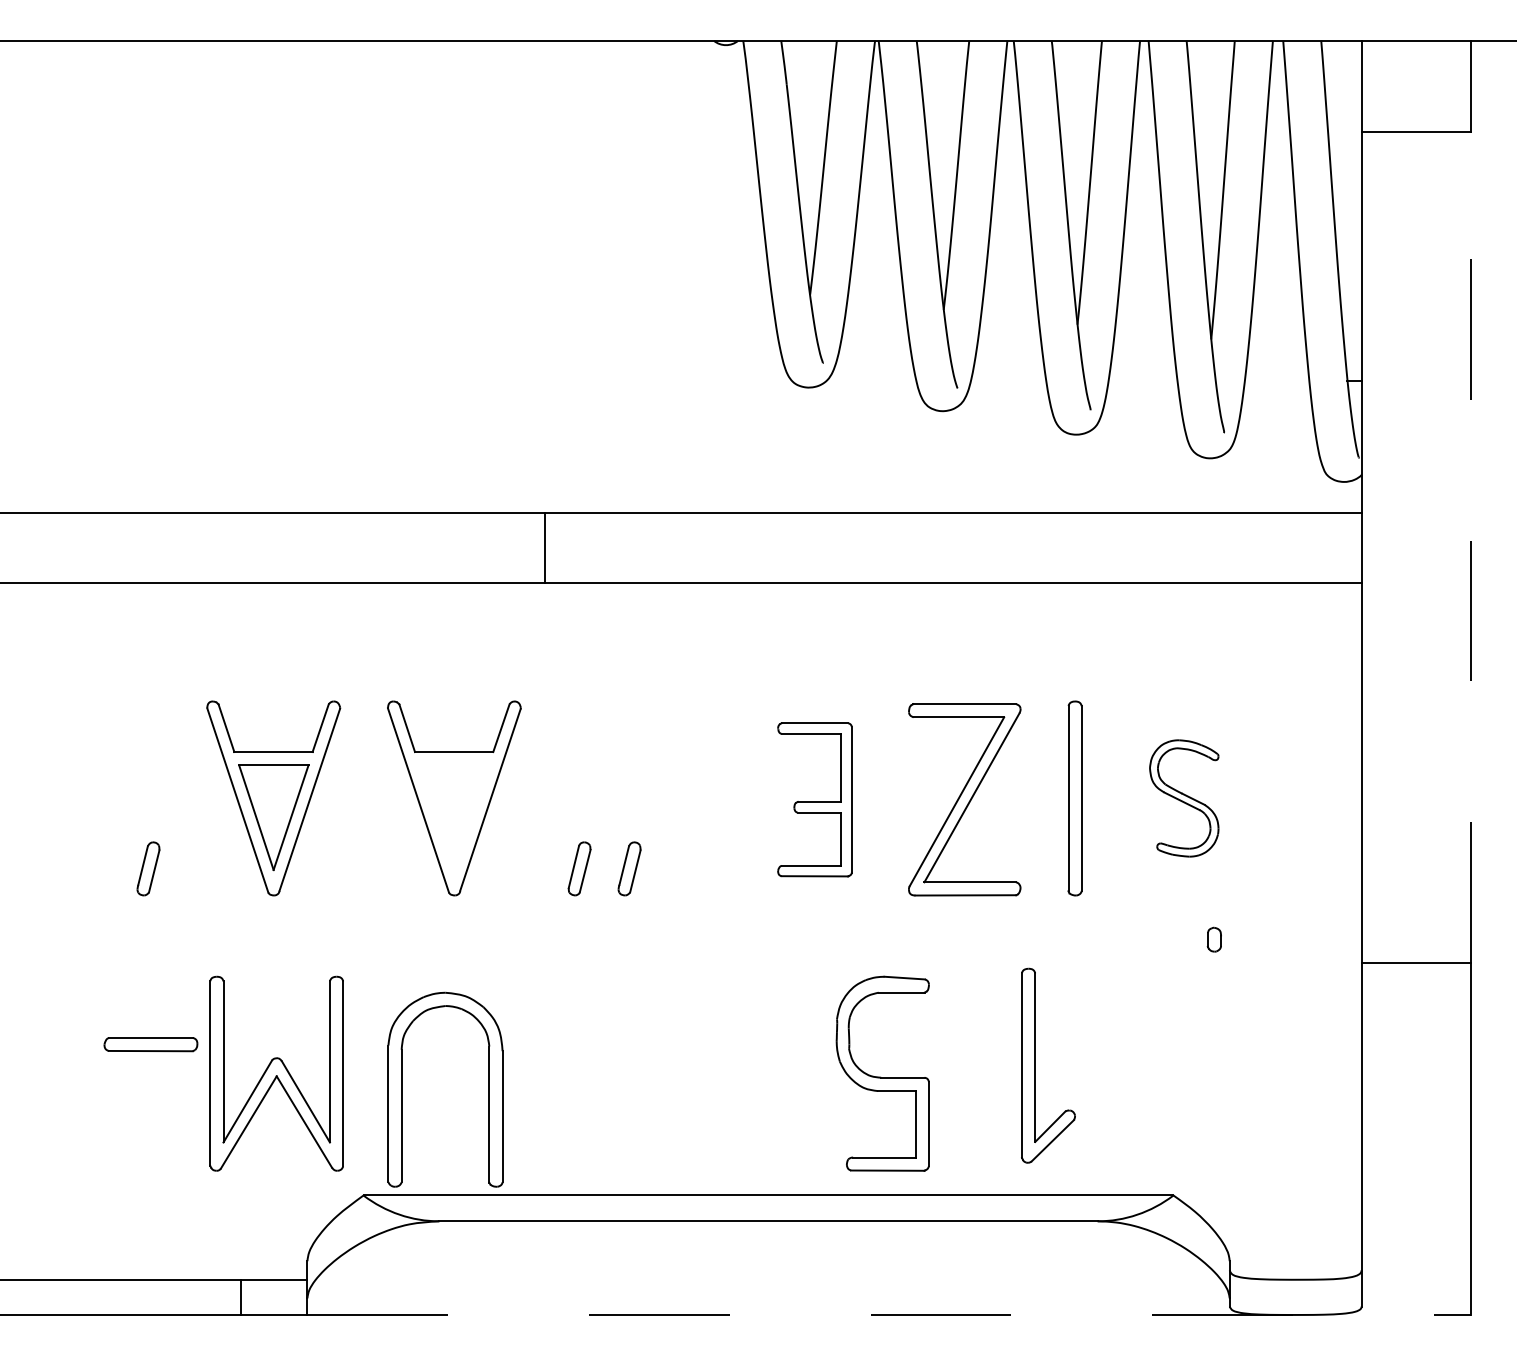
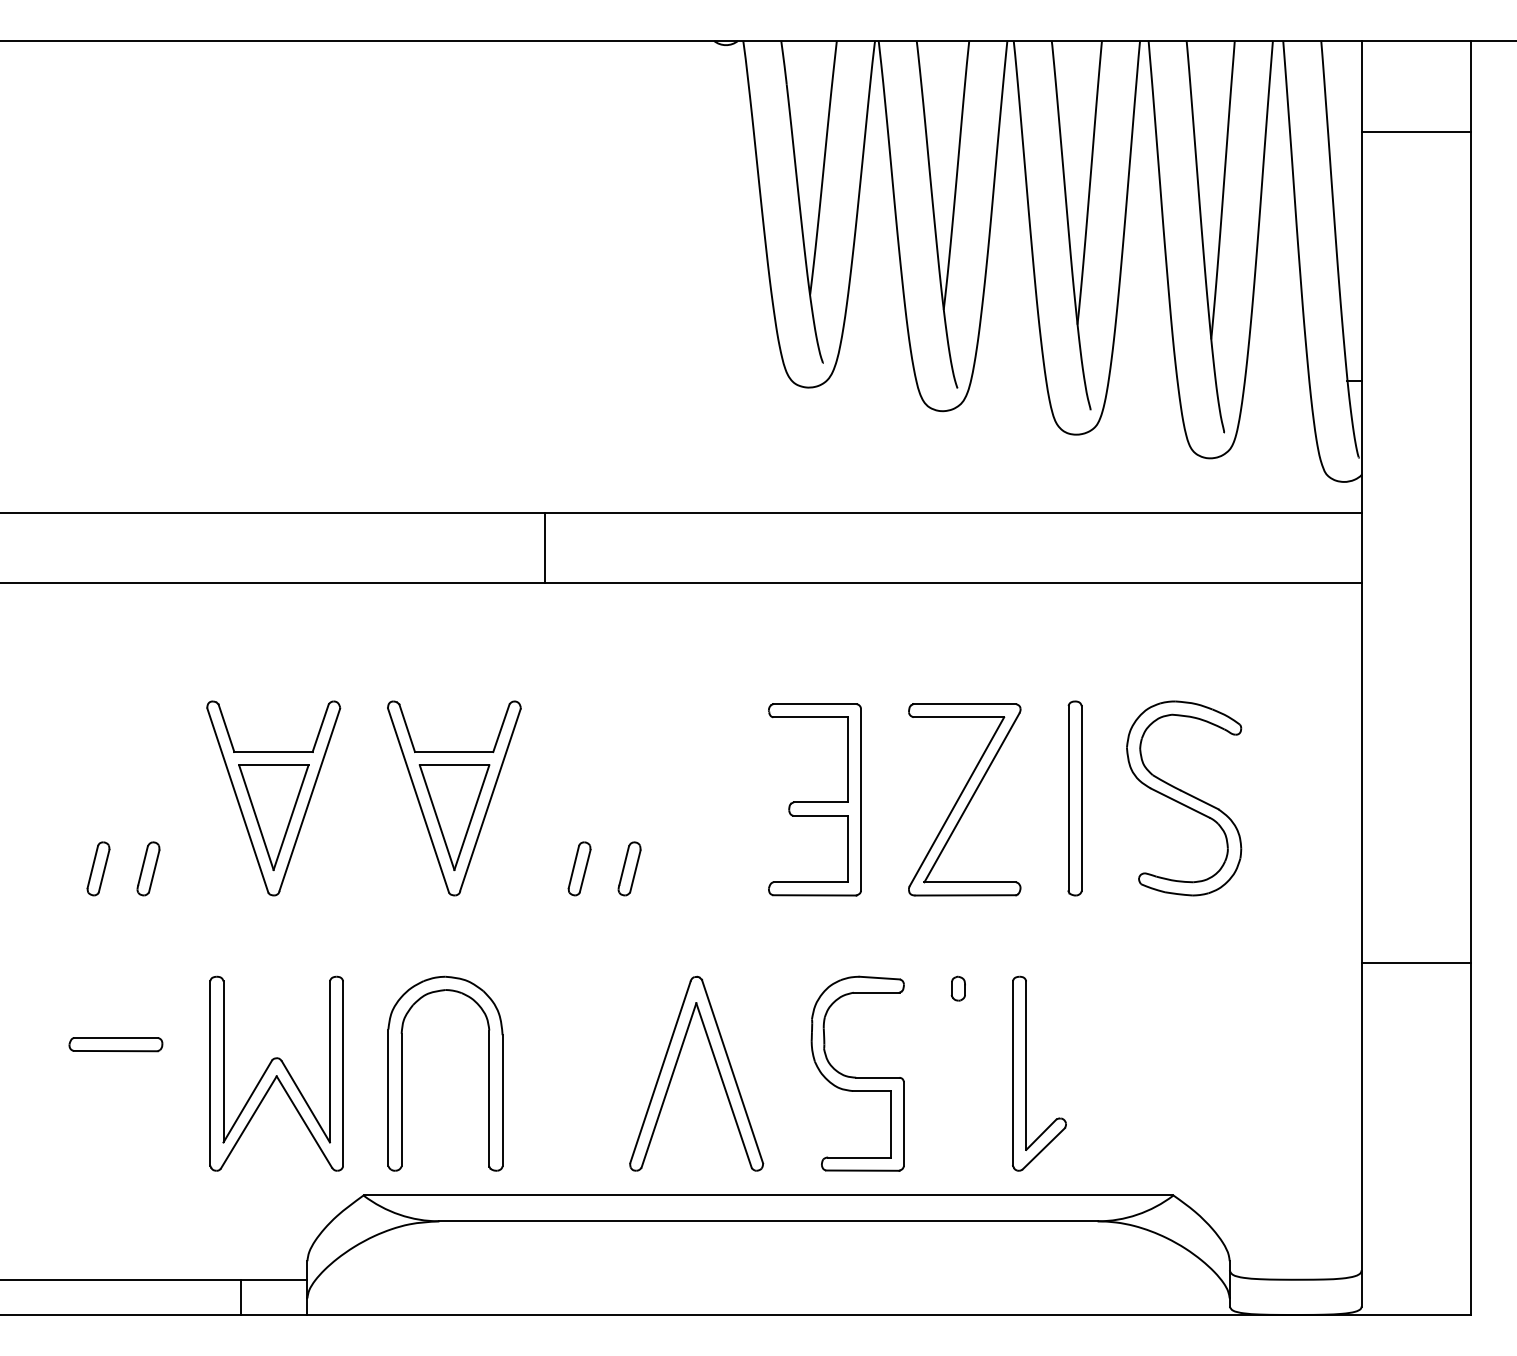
line: dashed -> solid (1471, 547)
part size: 71x119 px -> 117x197 px (1184, 798)
part size: 76x156 px -> 94x194 px (814, 799)
part: none -> present (454, 817)
part: none -> present (98, 868)
part position: (1213, 939) -> (957, 988) (957, 988)
part position: (150, 1044) -> (115, 1044) (115, 1044)
part position: (1035, 1065) -> (1026, 1073) (1026, 1073)
part: none -> present (676, 1066)
part position: (882, 1073) -> (857, 1073) (857, 1073)
part position: (402, 1089) -> (402, 1073) (402, 1073)
line: dashed -> solid (889, 1315)
